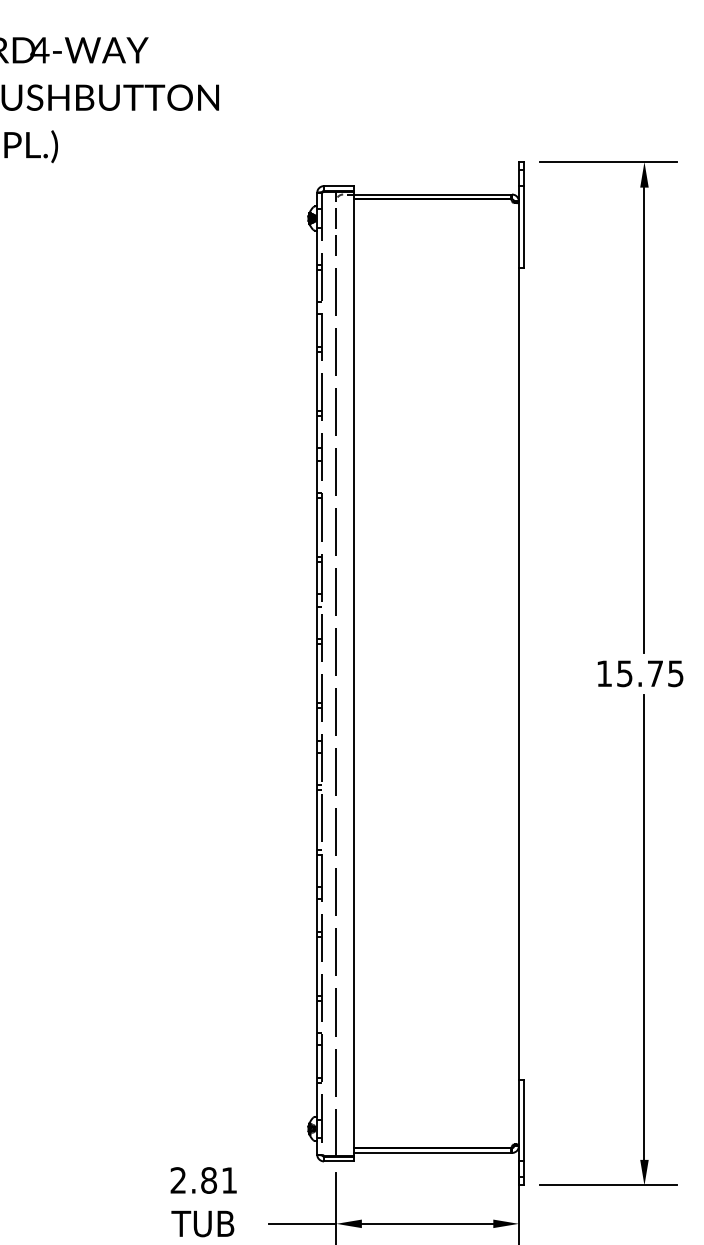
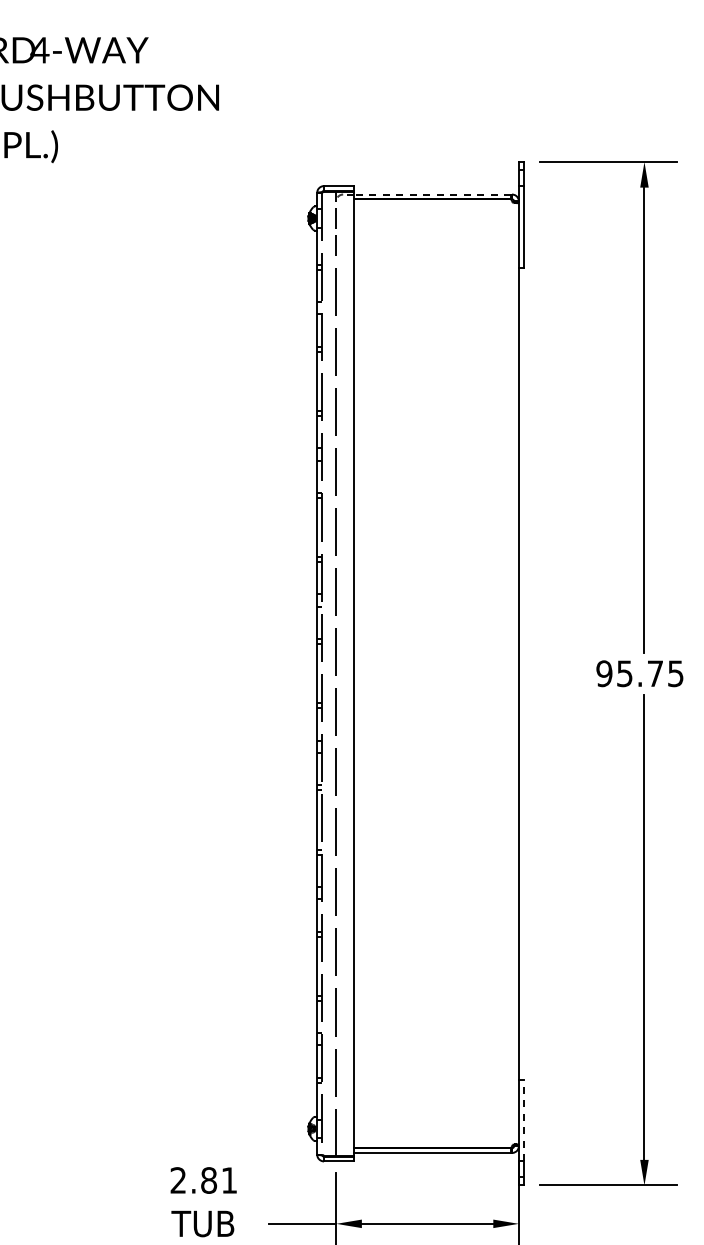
line: solid -> dashed (432, 194)
text: 15.75 -> 95.75 (604, 673)
line: solid -> dashed (523, 1120)
